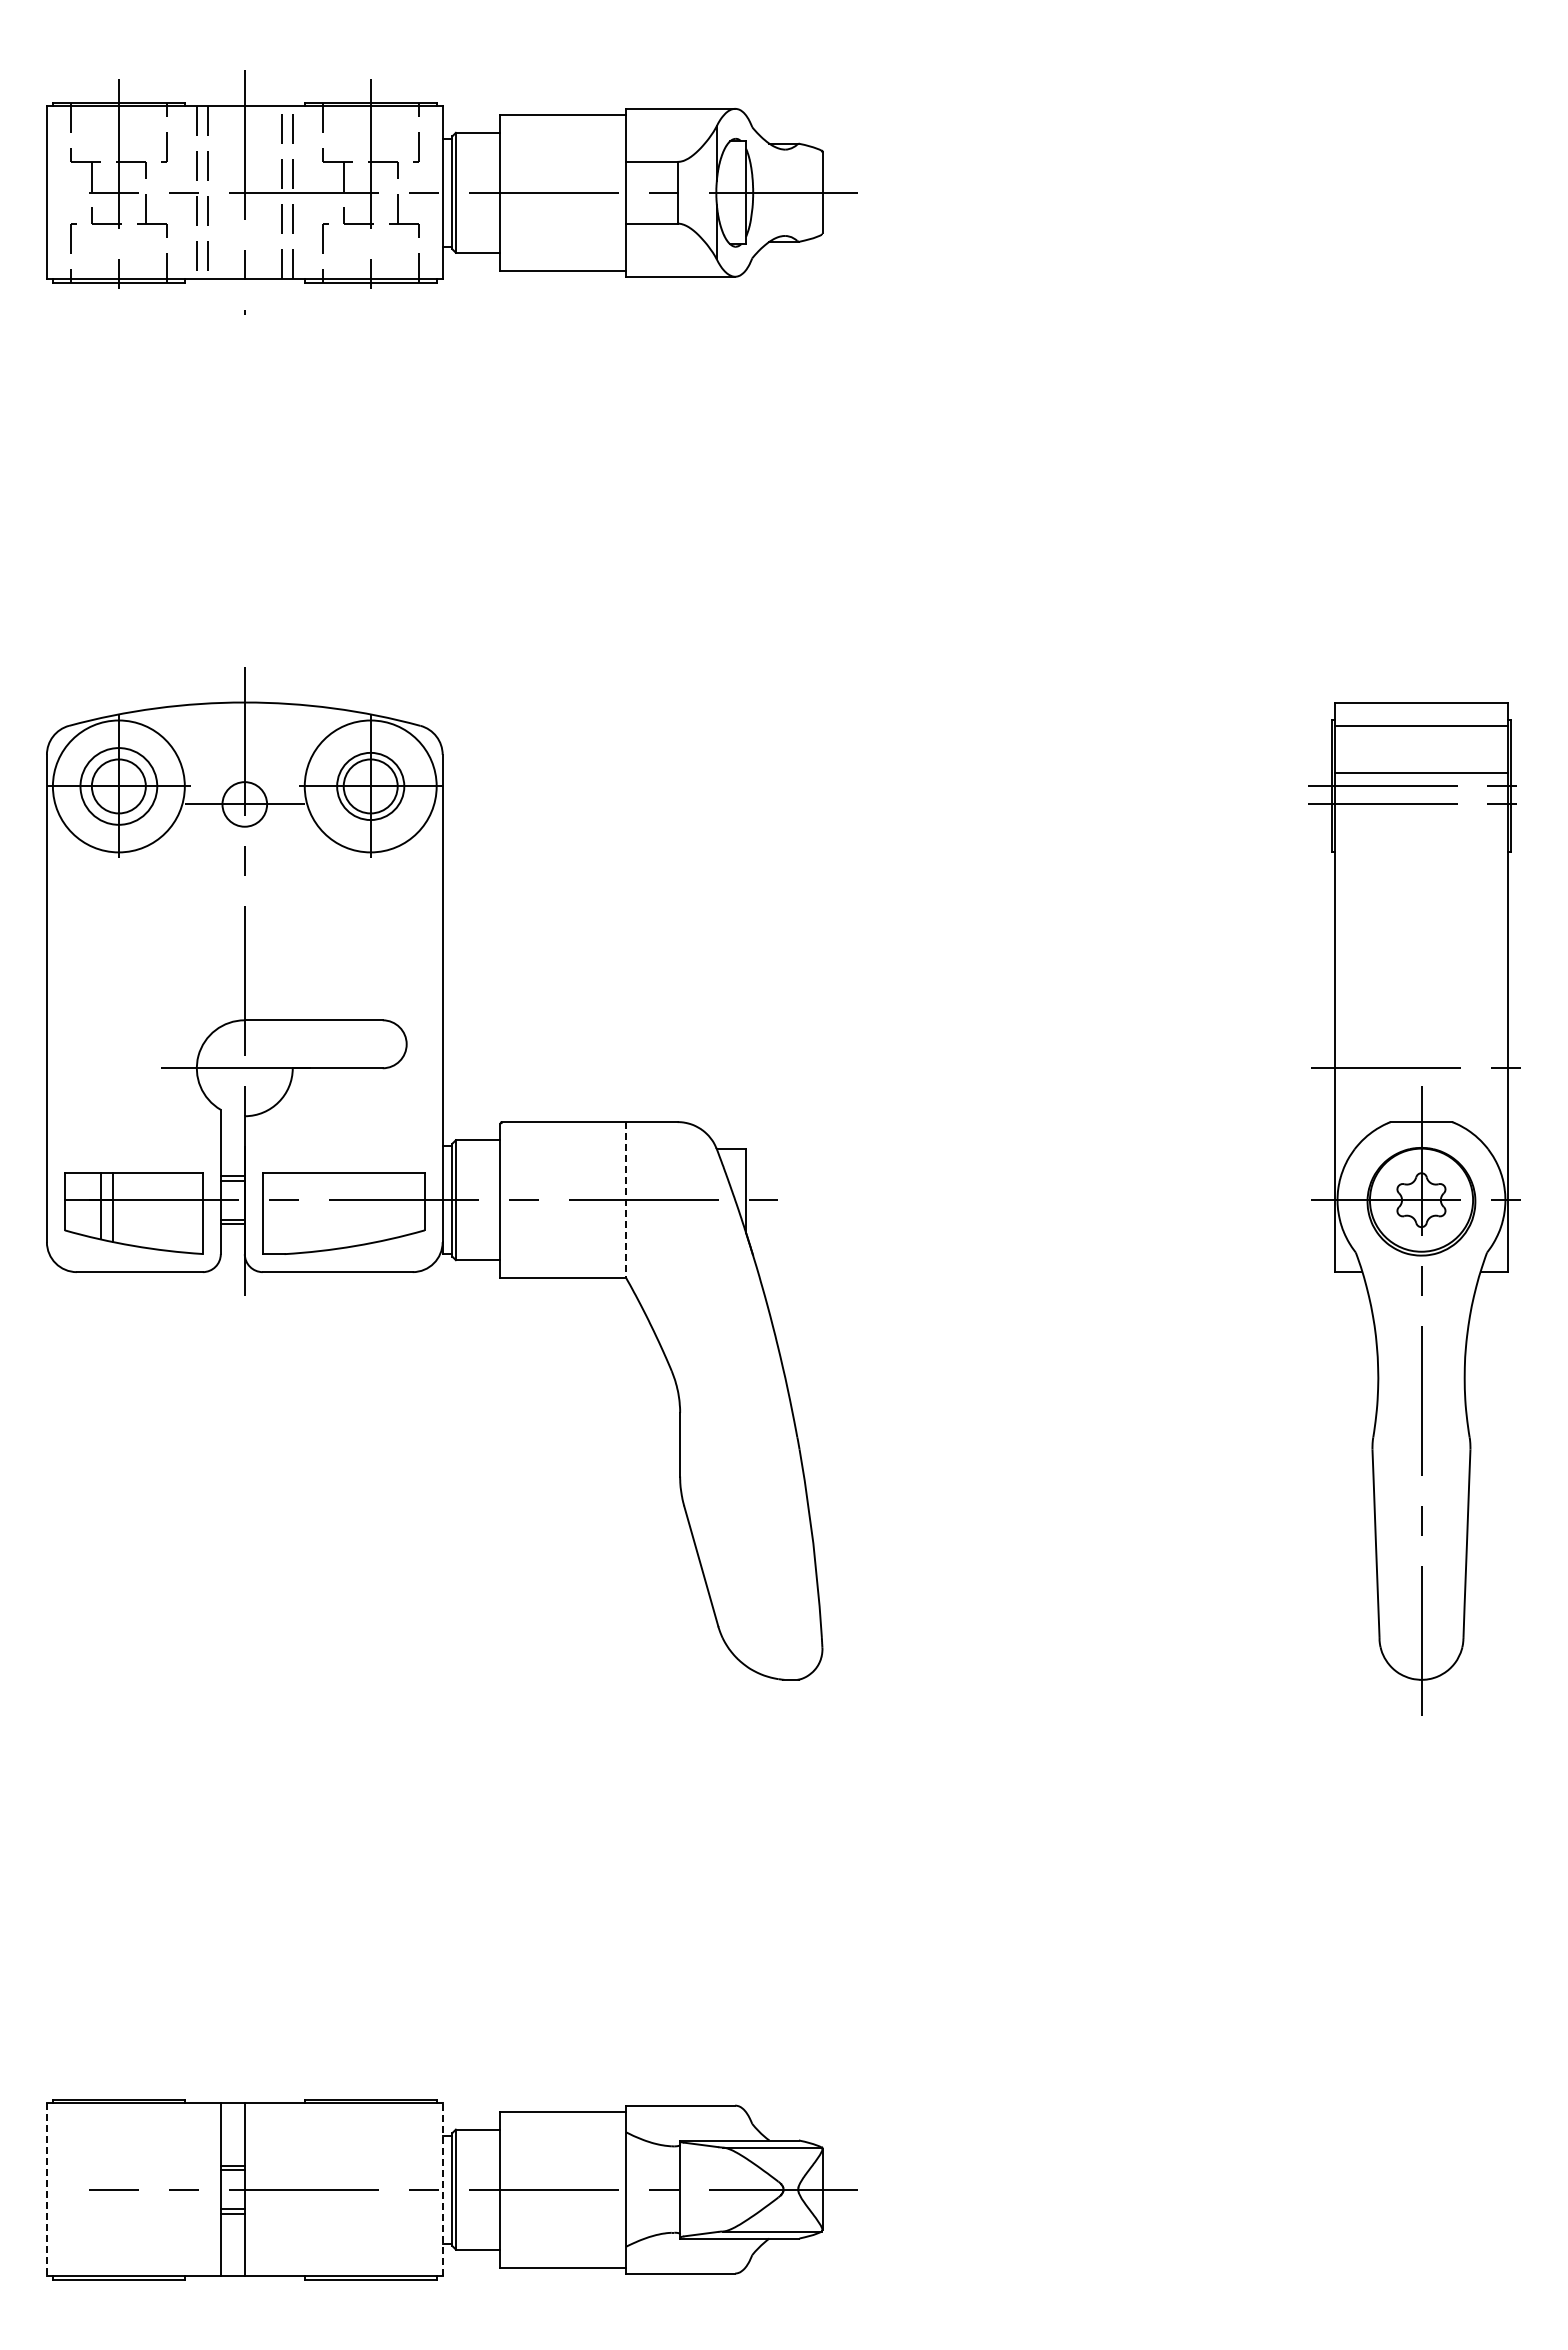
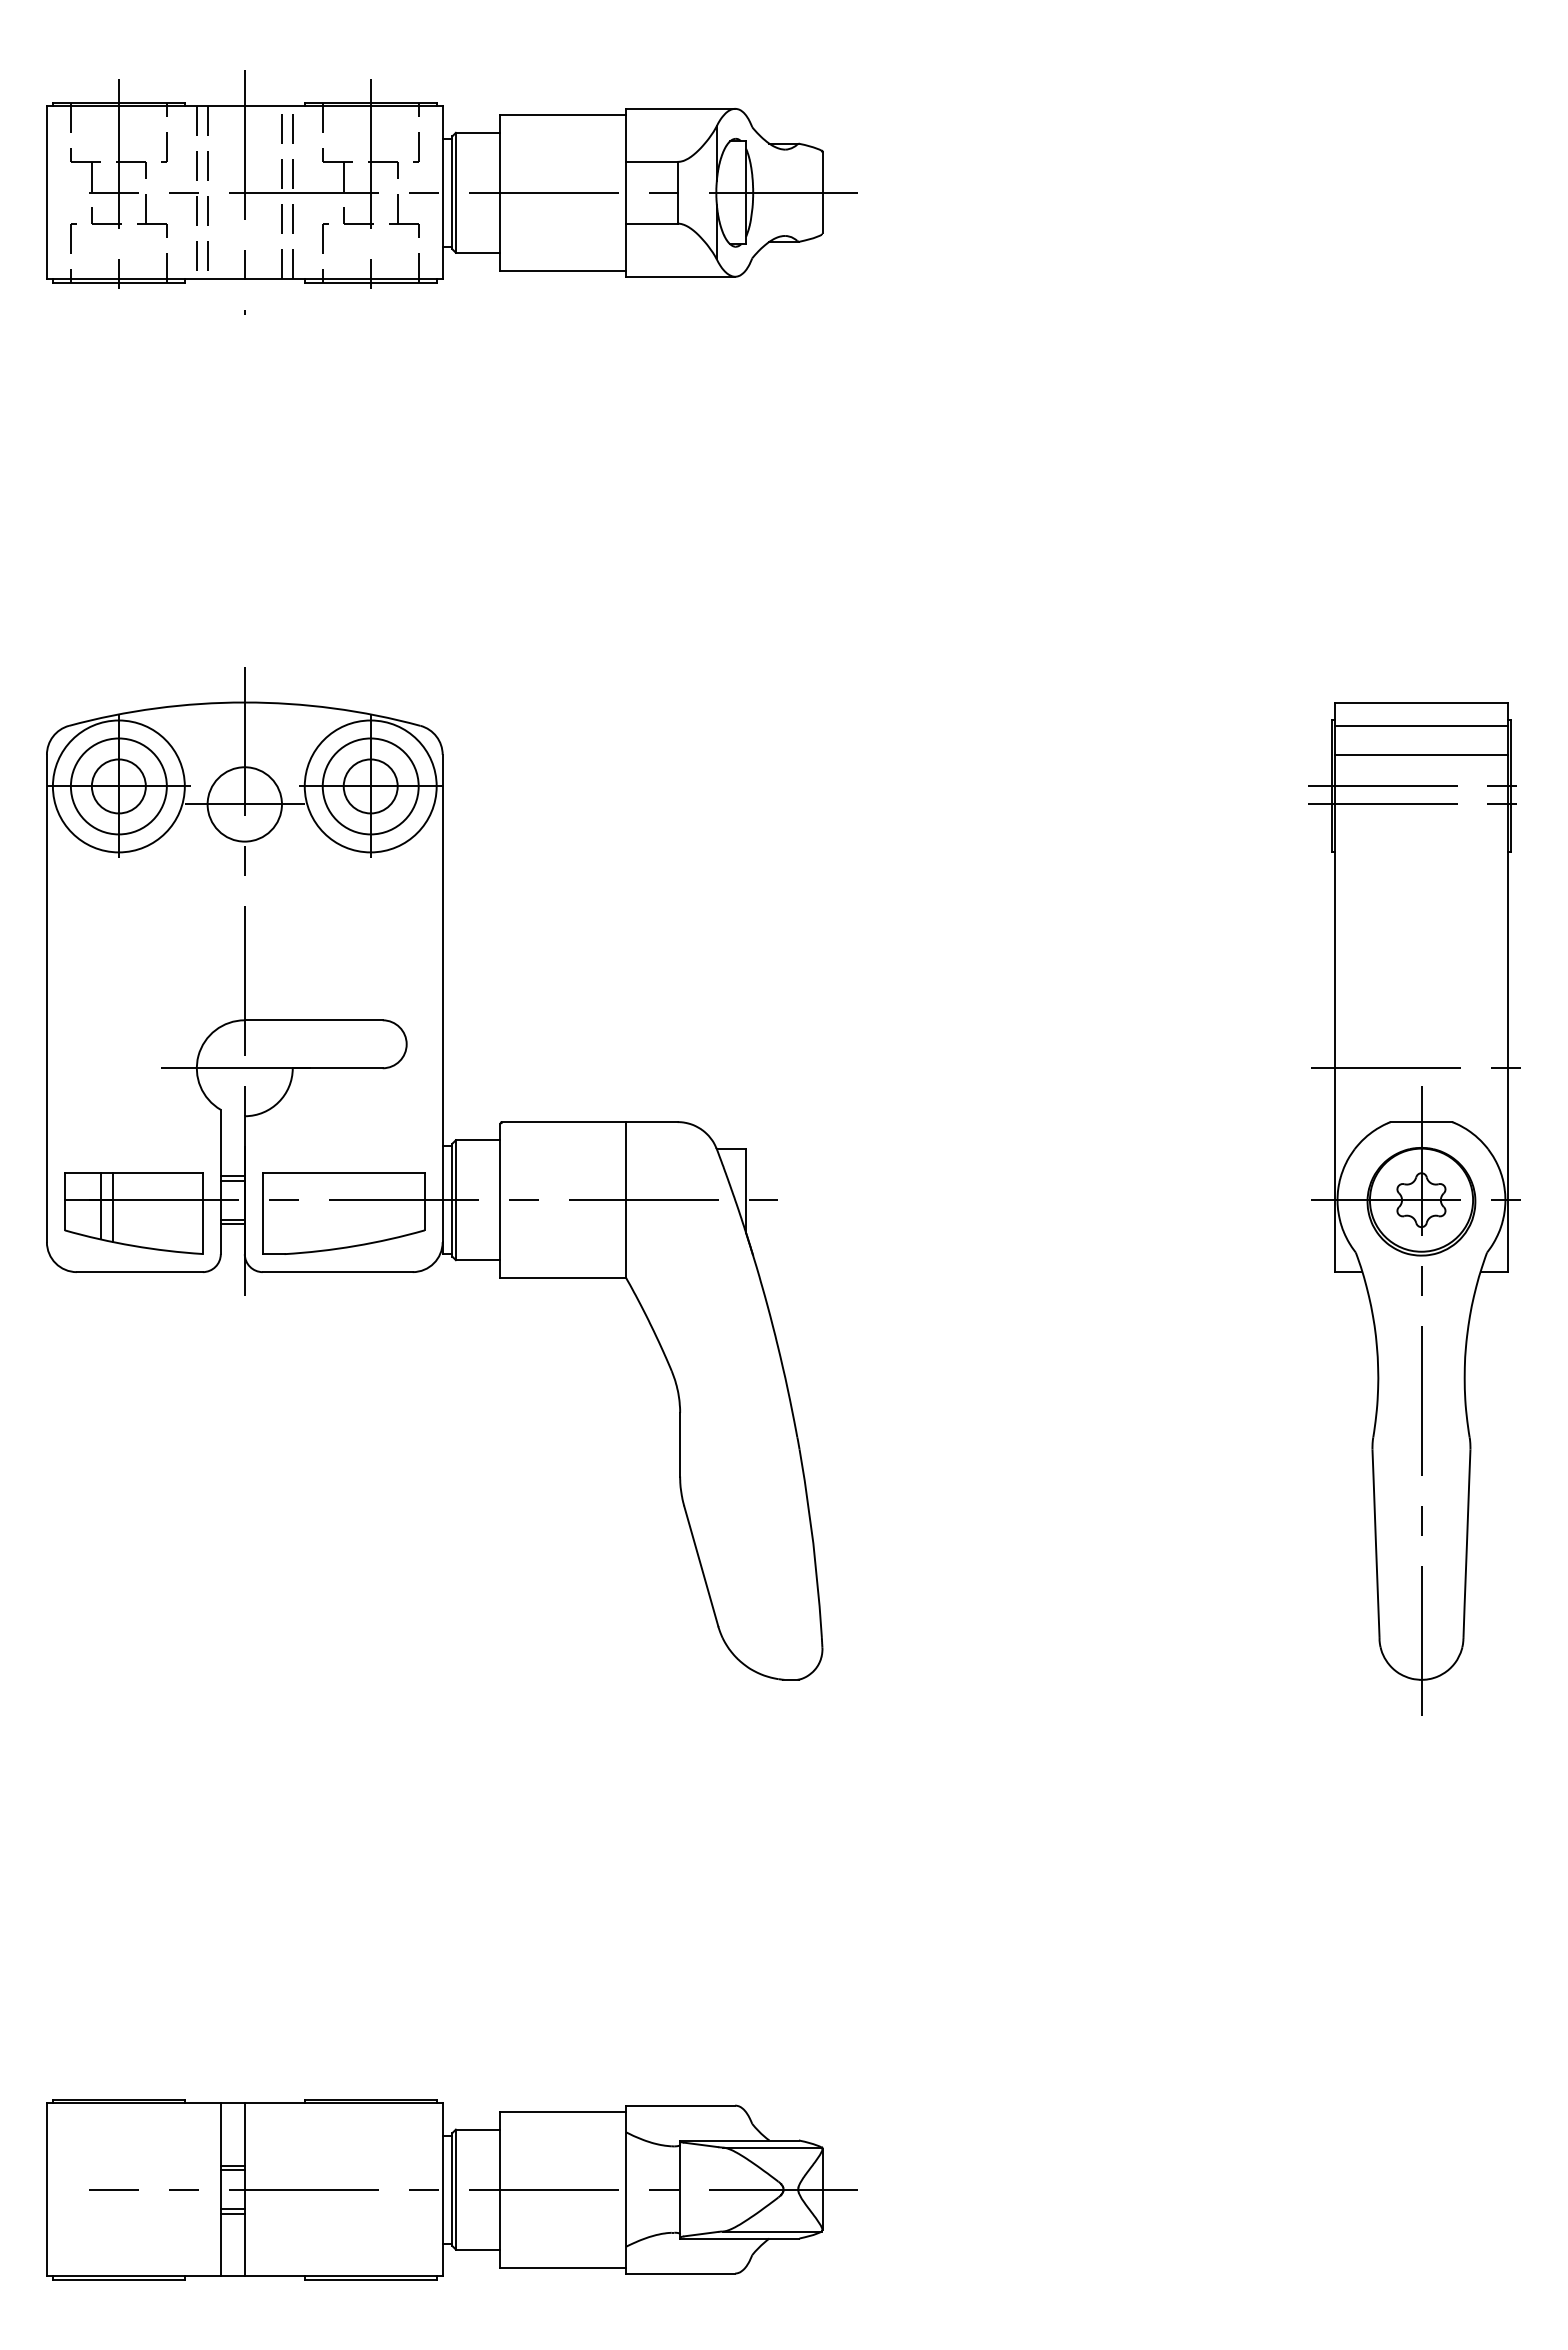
line position: (1421, 772) -> (1421, 754) (1421, 754)
circle diameter: 77 px -> 96 px (118, 786)
circle diameter: 67 px -> 96 px (370, 786)
circle diameter: 45 px -> 74 px (244, 804)
line: dashed -> solid (626, 1200)
line: dashed -> solid (442, 2189)
line: dashed -> solid (46, 2190)
